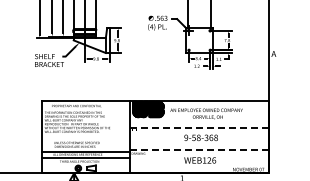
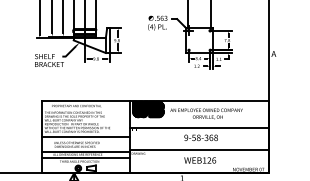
line: dashed -> solid (200, 127)
line: none -> present (85, 137)
line: dashed -> solid (200, 149)
